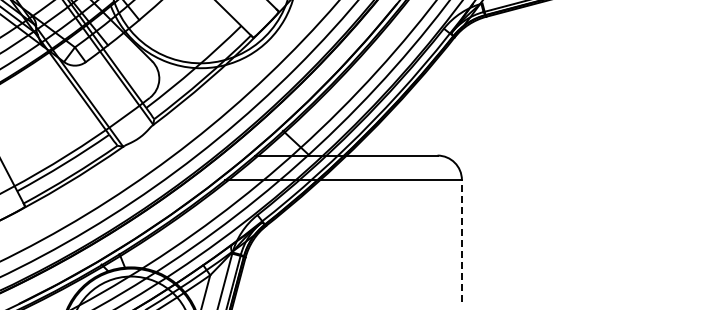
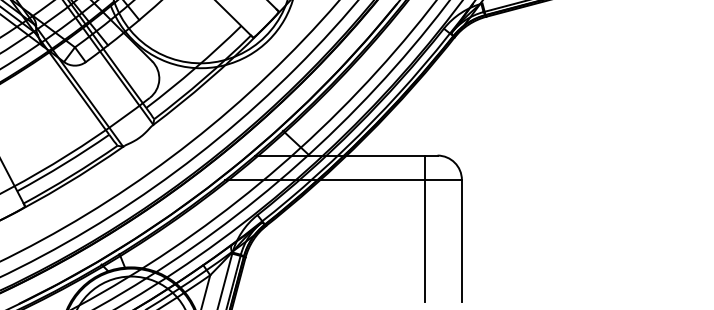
line: none -> present (425, 228)
line: dashed -> solid (461, 240)
